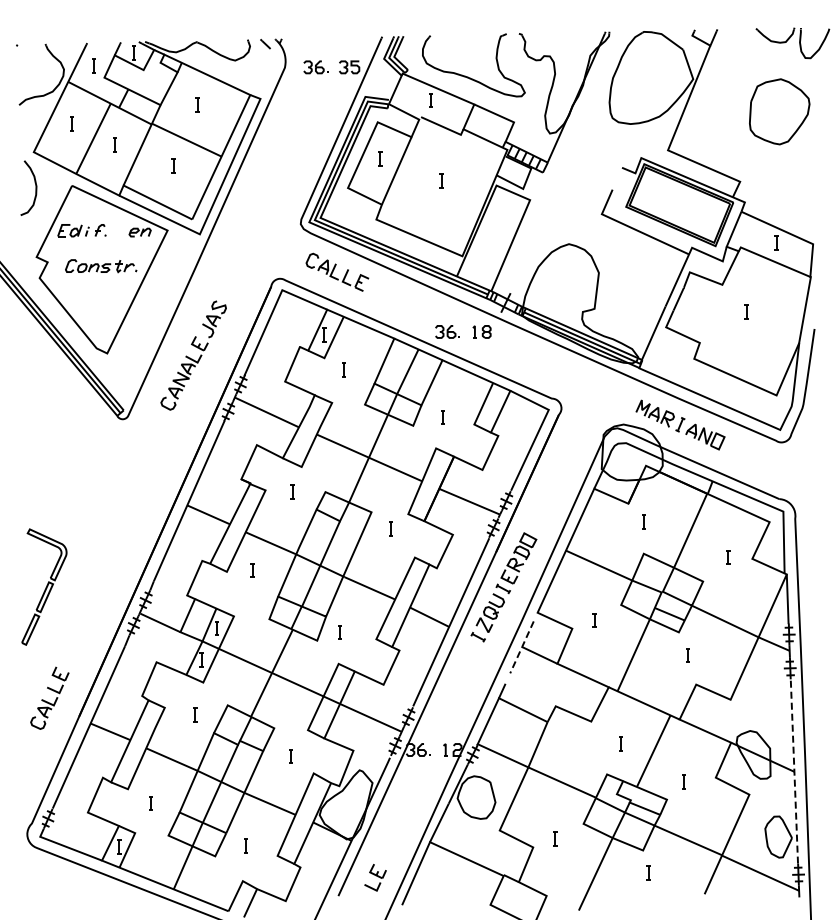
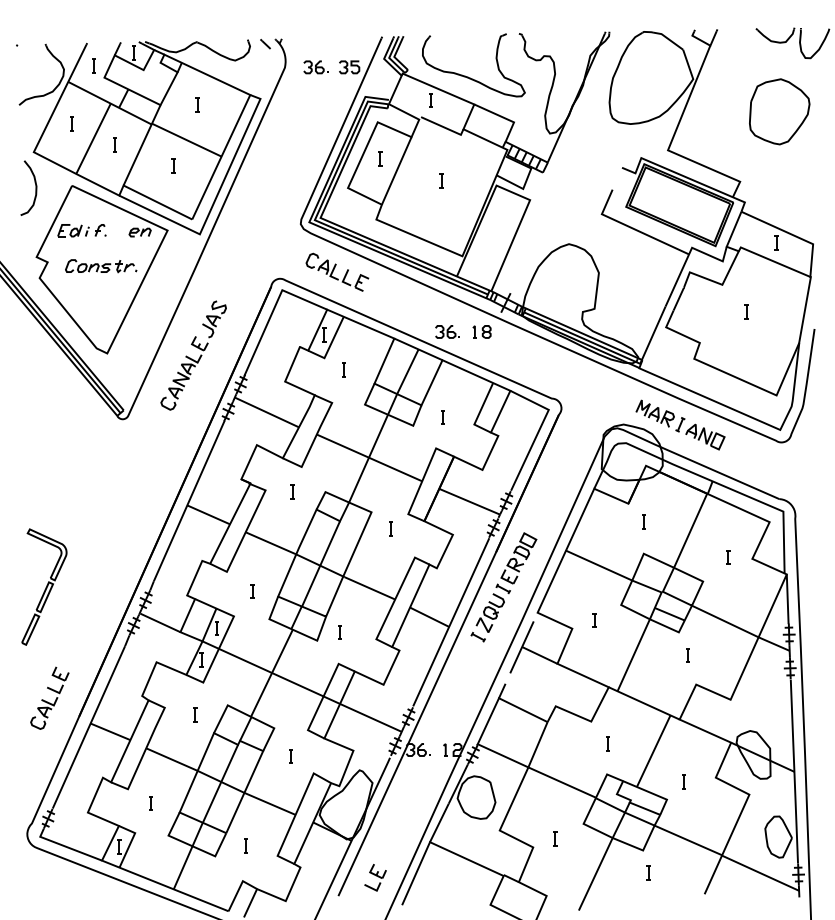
part position: (252, 570) -> (252, 591) (252, 591)
line: dashed -> solid (522, 647)
line position: (620, 743) -> (607, 743) (607, 743)
line: dashed -> solid (794, 771)
